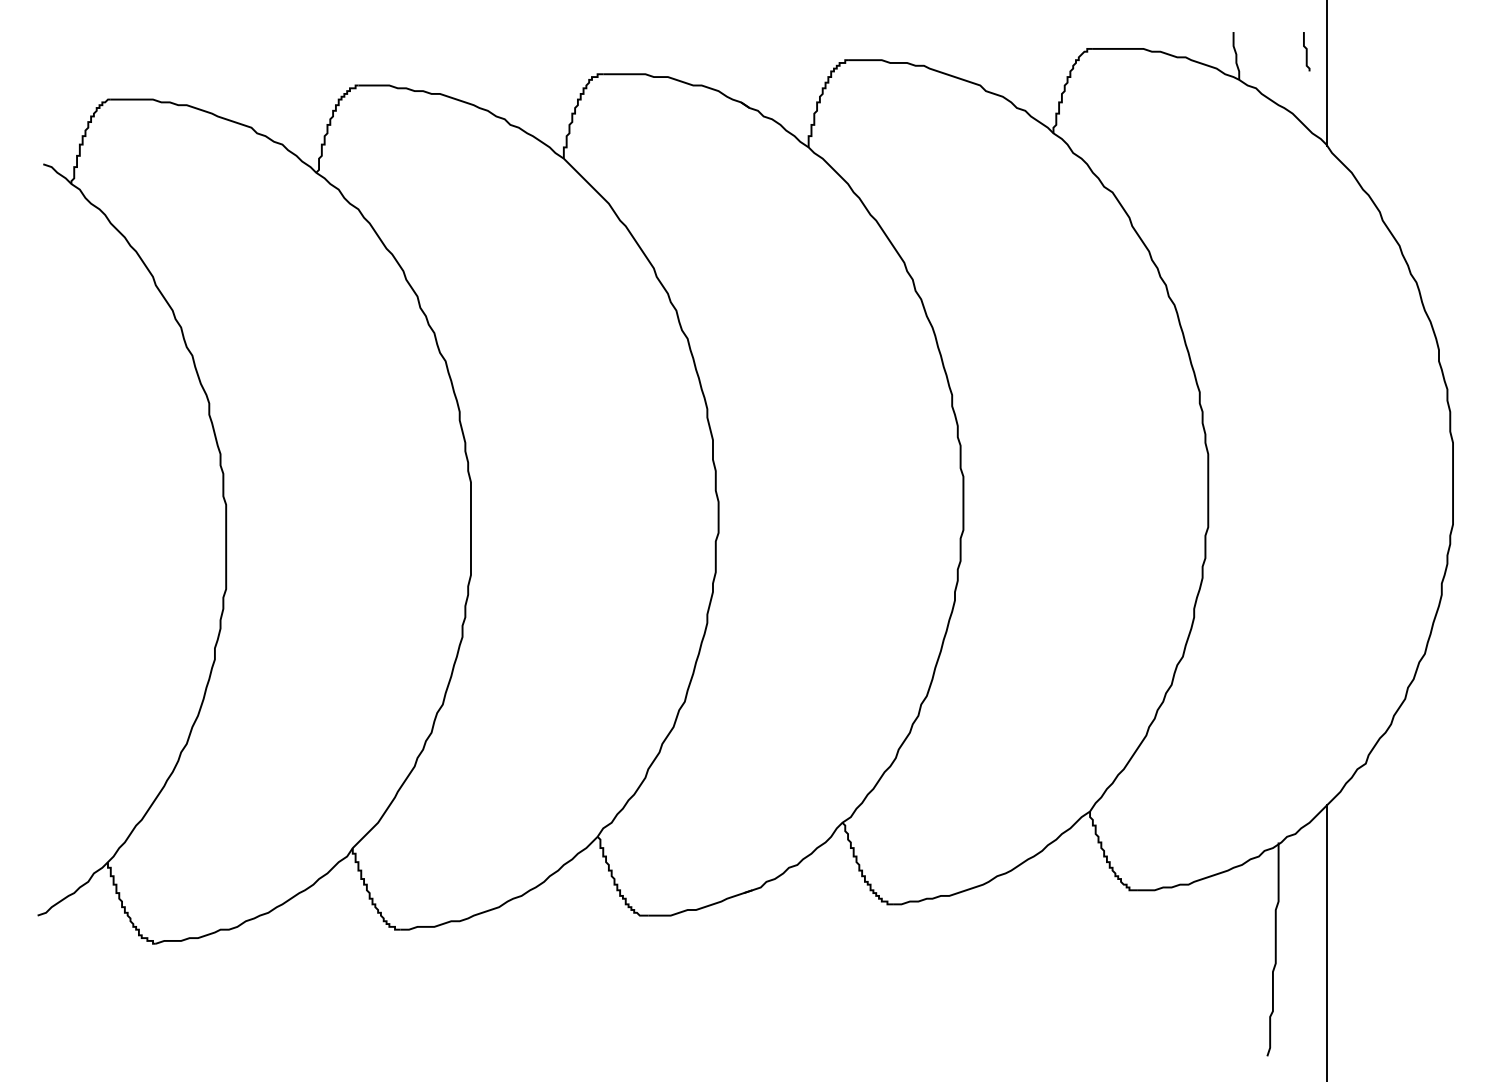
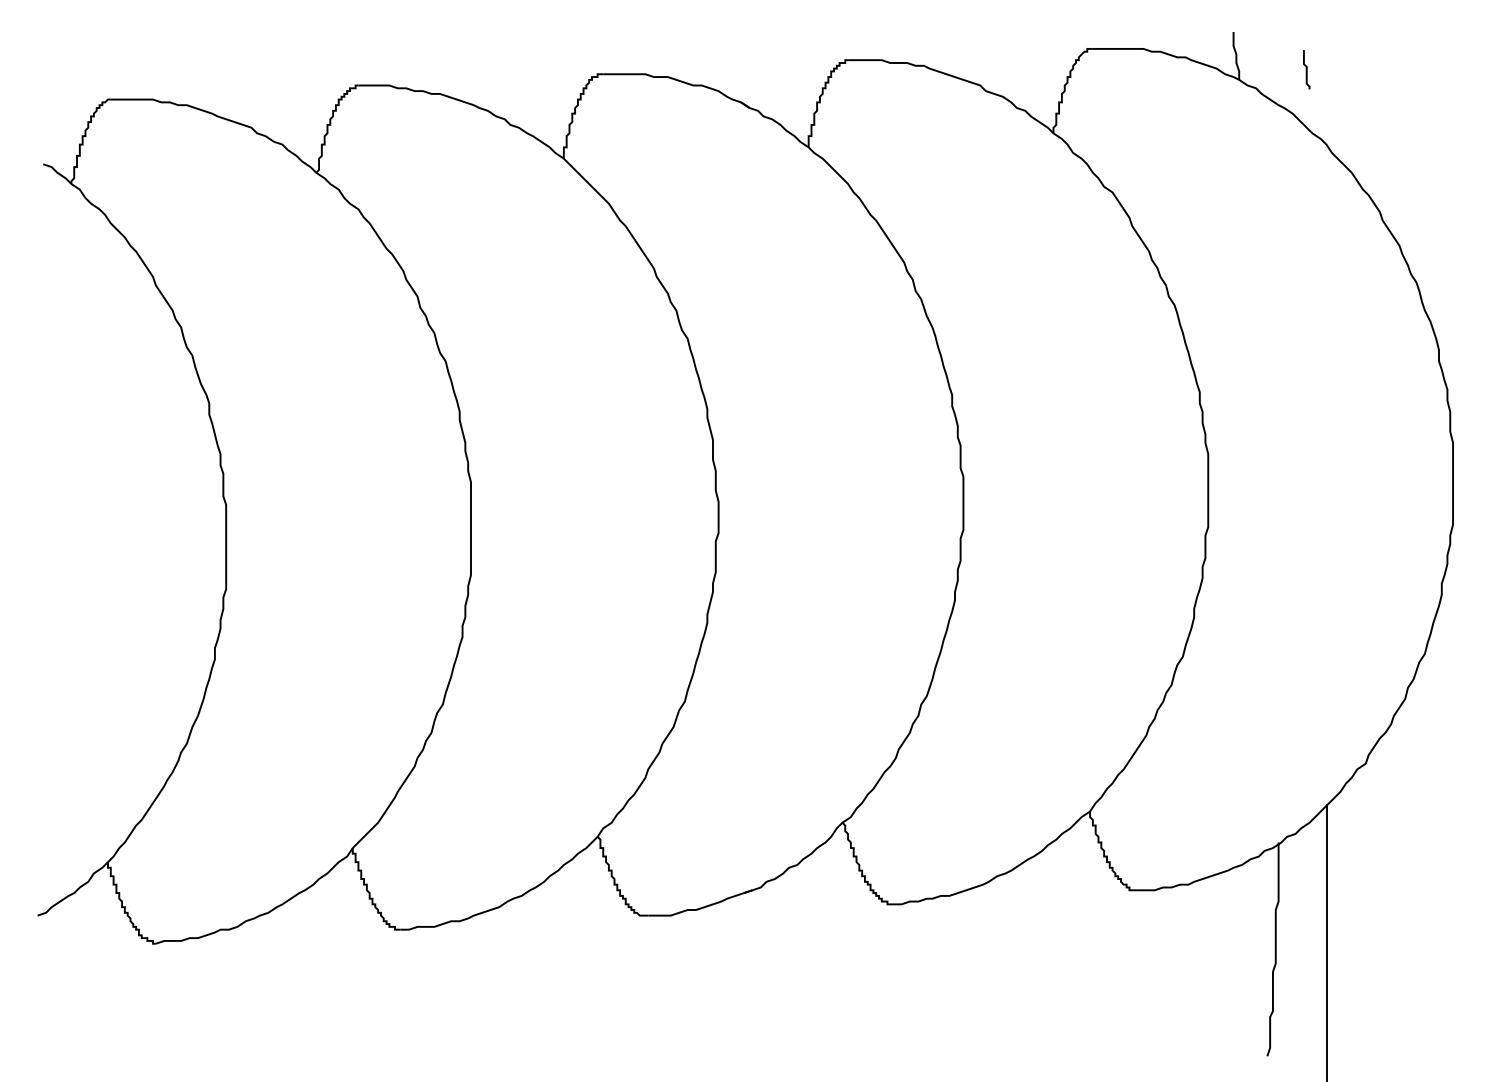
curve position: (1306, 51) -> (1306, 69) (1306, 69)
line: present -> none (1326, 74)
